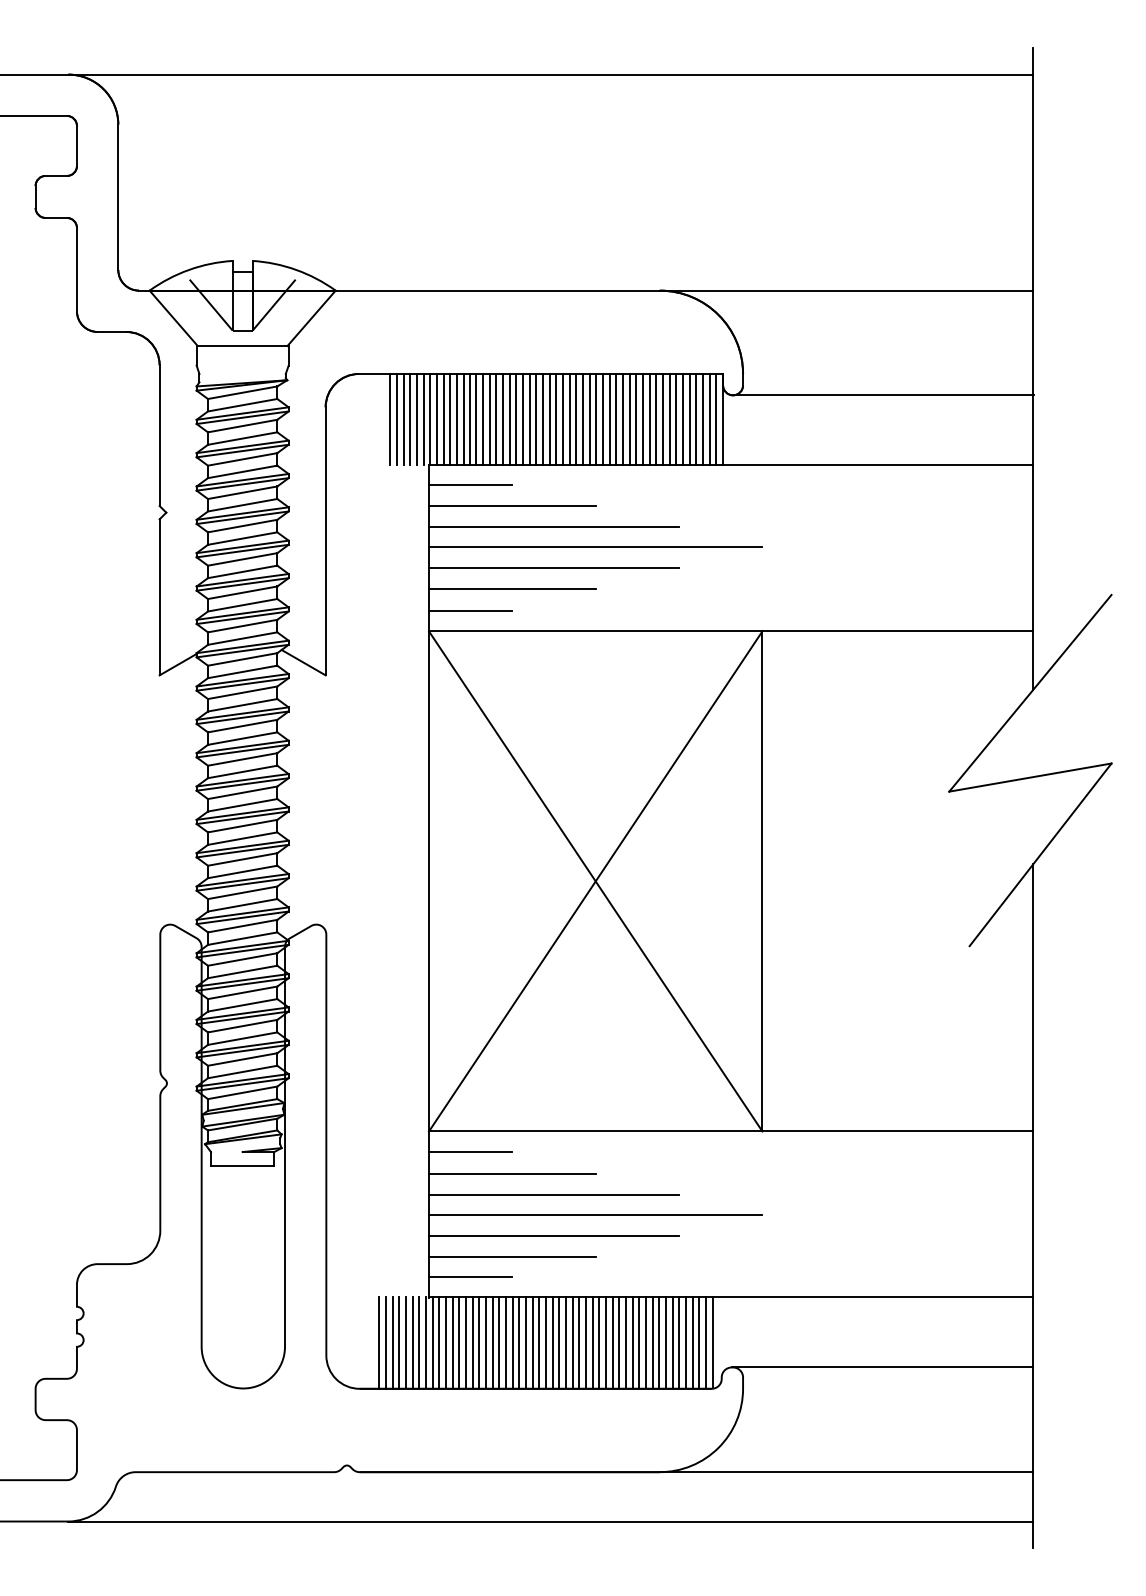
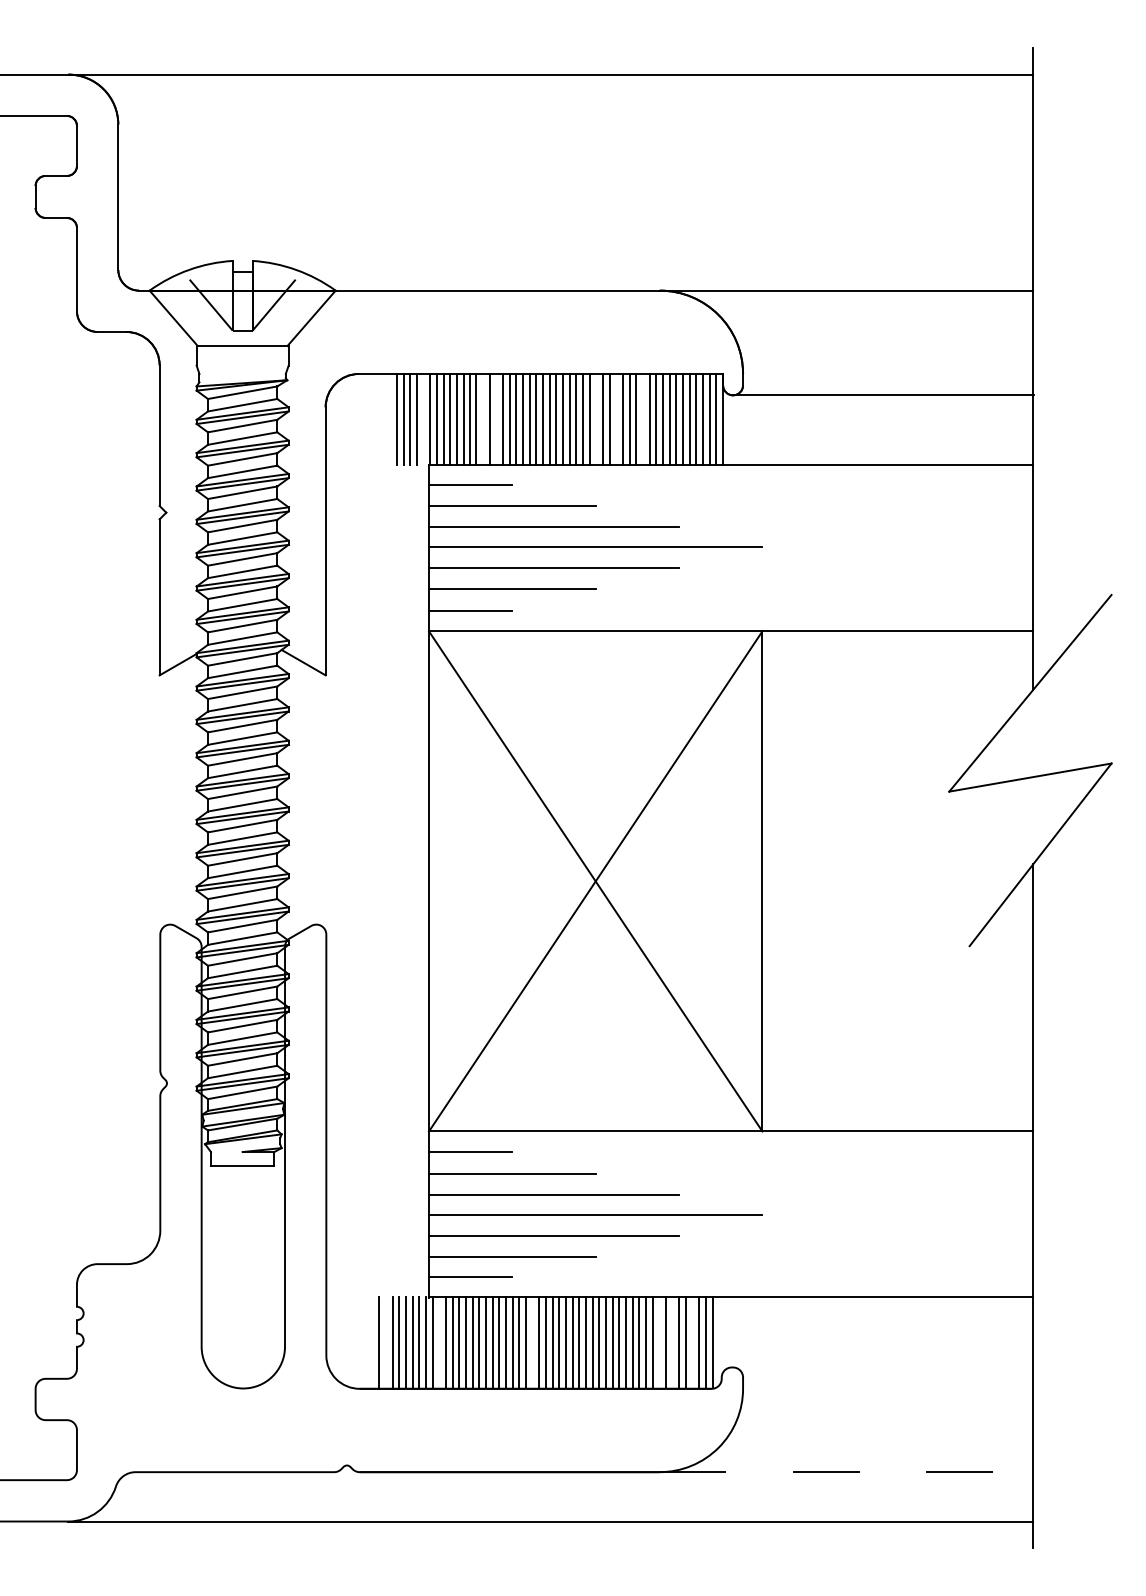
line: present -> none (389, 418)
line: present -> none (423, 418)
line: present -> none (483, 418)
line: present -> none (496, 418)
line: present -> none (596, 418)
line: present -> none (616, 418)
line: present -> none (643, 418)
line: present -> none (385, 1342)
line: present -> none (439, 1342)
line: present -> none (532, 1342)
line: present -> none (659, 1342)
line: present -> none (672, 1342)
line: present -> none (692, 1342)
line: present -> none (882, 1367)
line: solid -> dashed (846, 1472)
